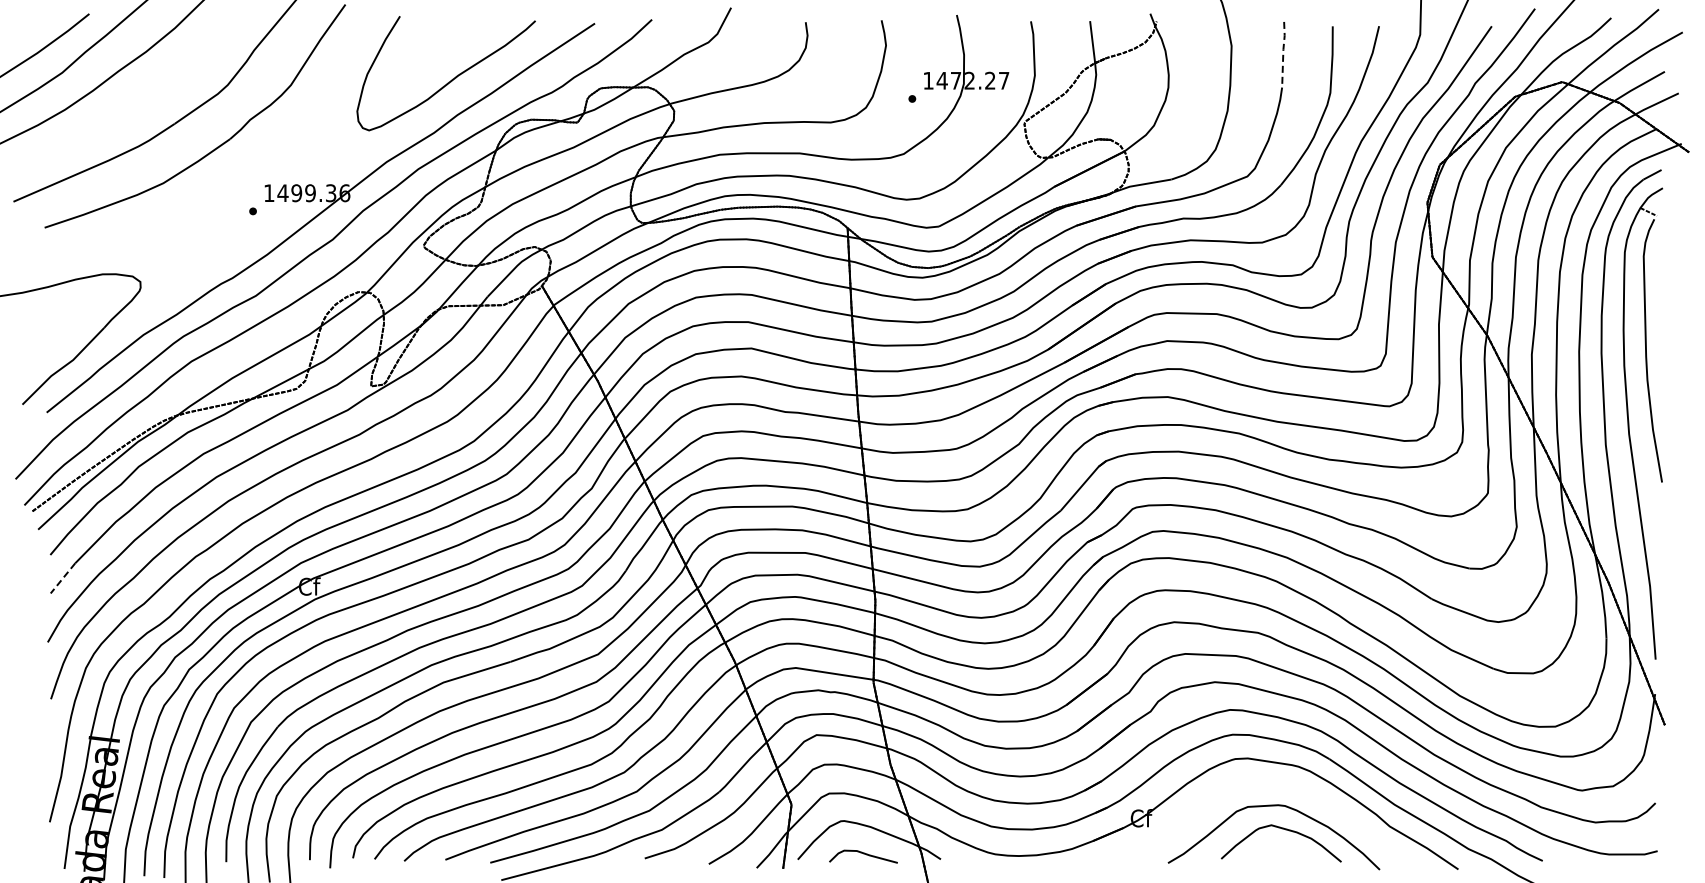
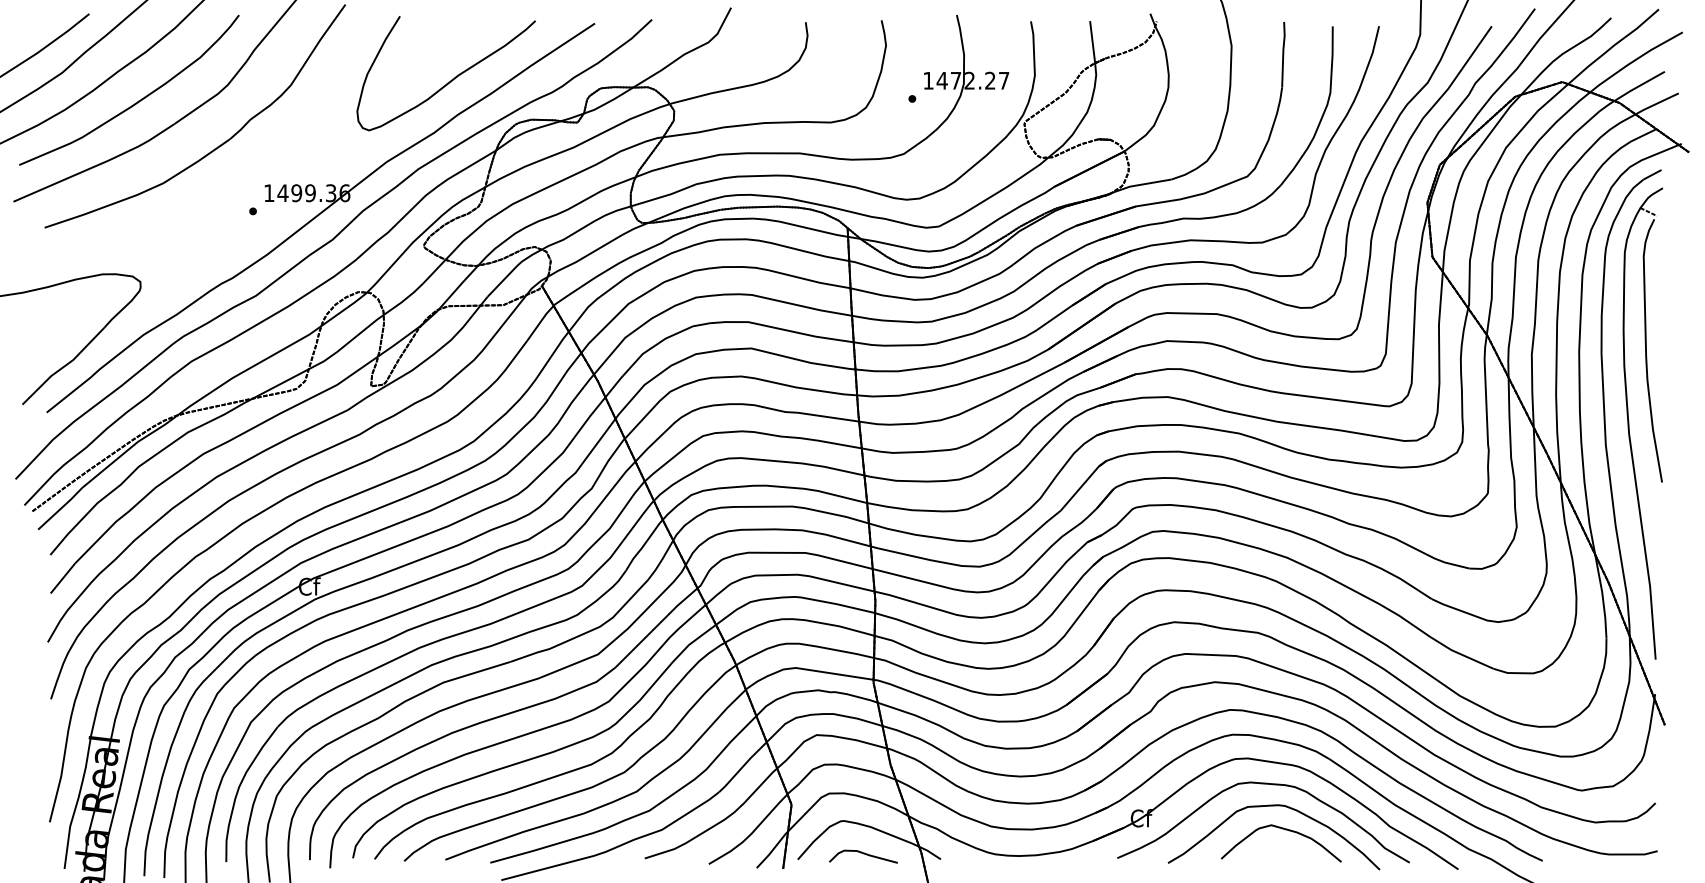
line: dashed -> solid (1283, 53)
curve: none -> present (138, 100)
line: dashed -> solid (62, 578)
curve: none -> present (1263, 784)
